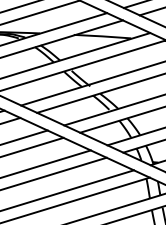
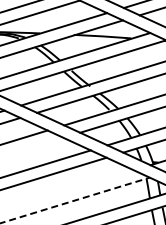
line: present -> none (32, 146)
line: present -> none (67, 190)
line: solid -> dashed (75, 200)
